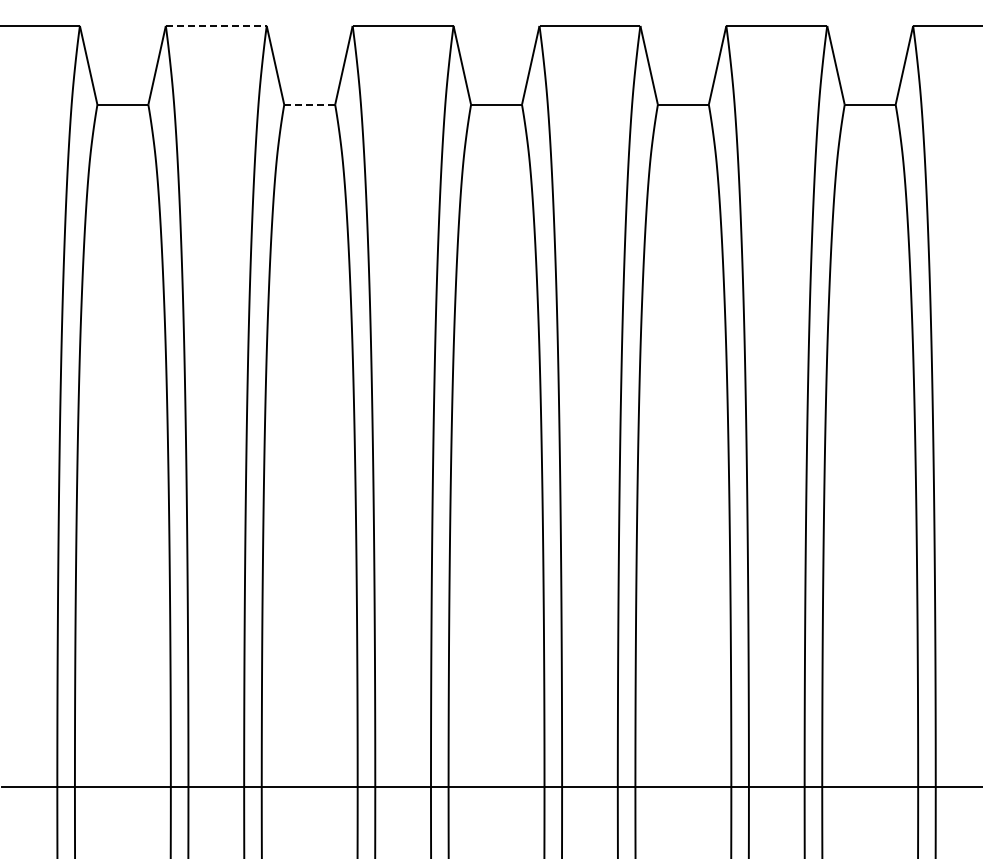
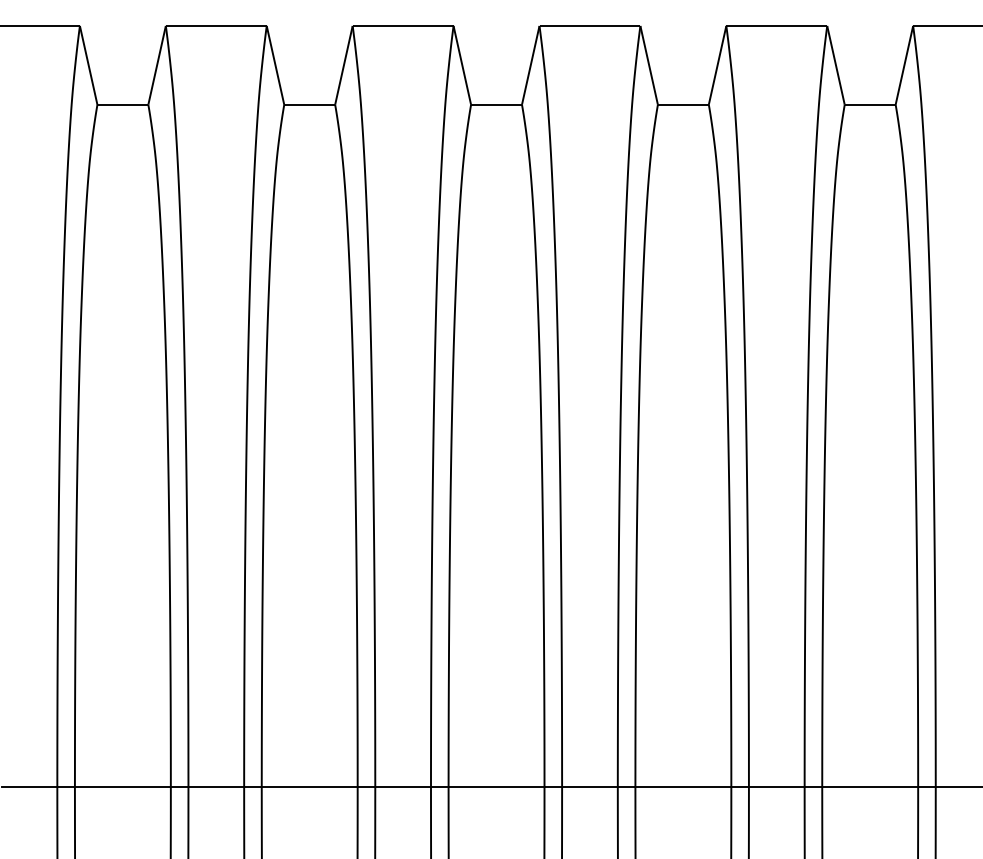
line: dashed -> solid (216, 25)
line: dashed -> solid (309, 104)
